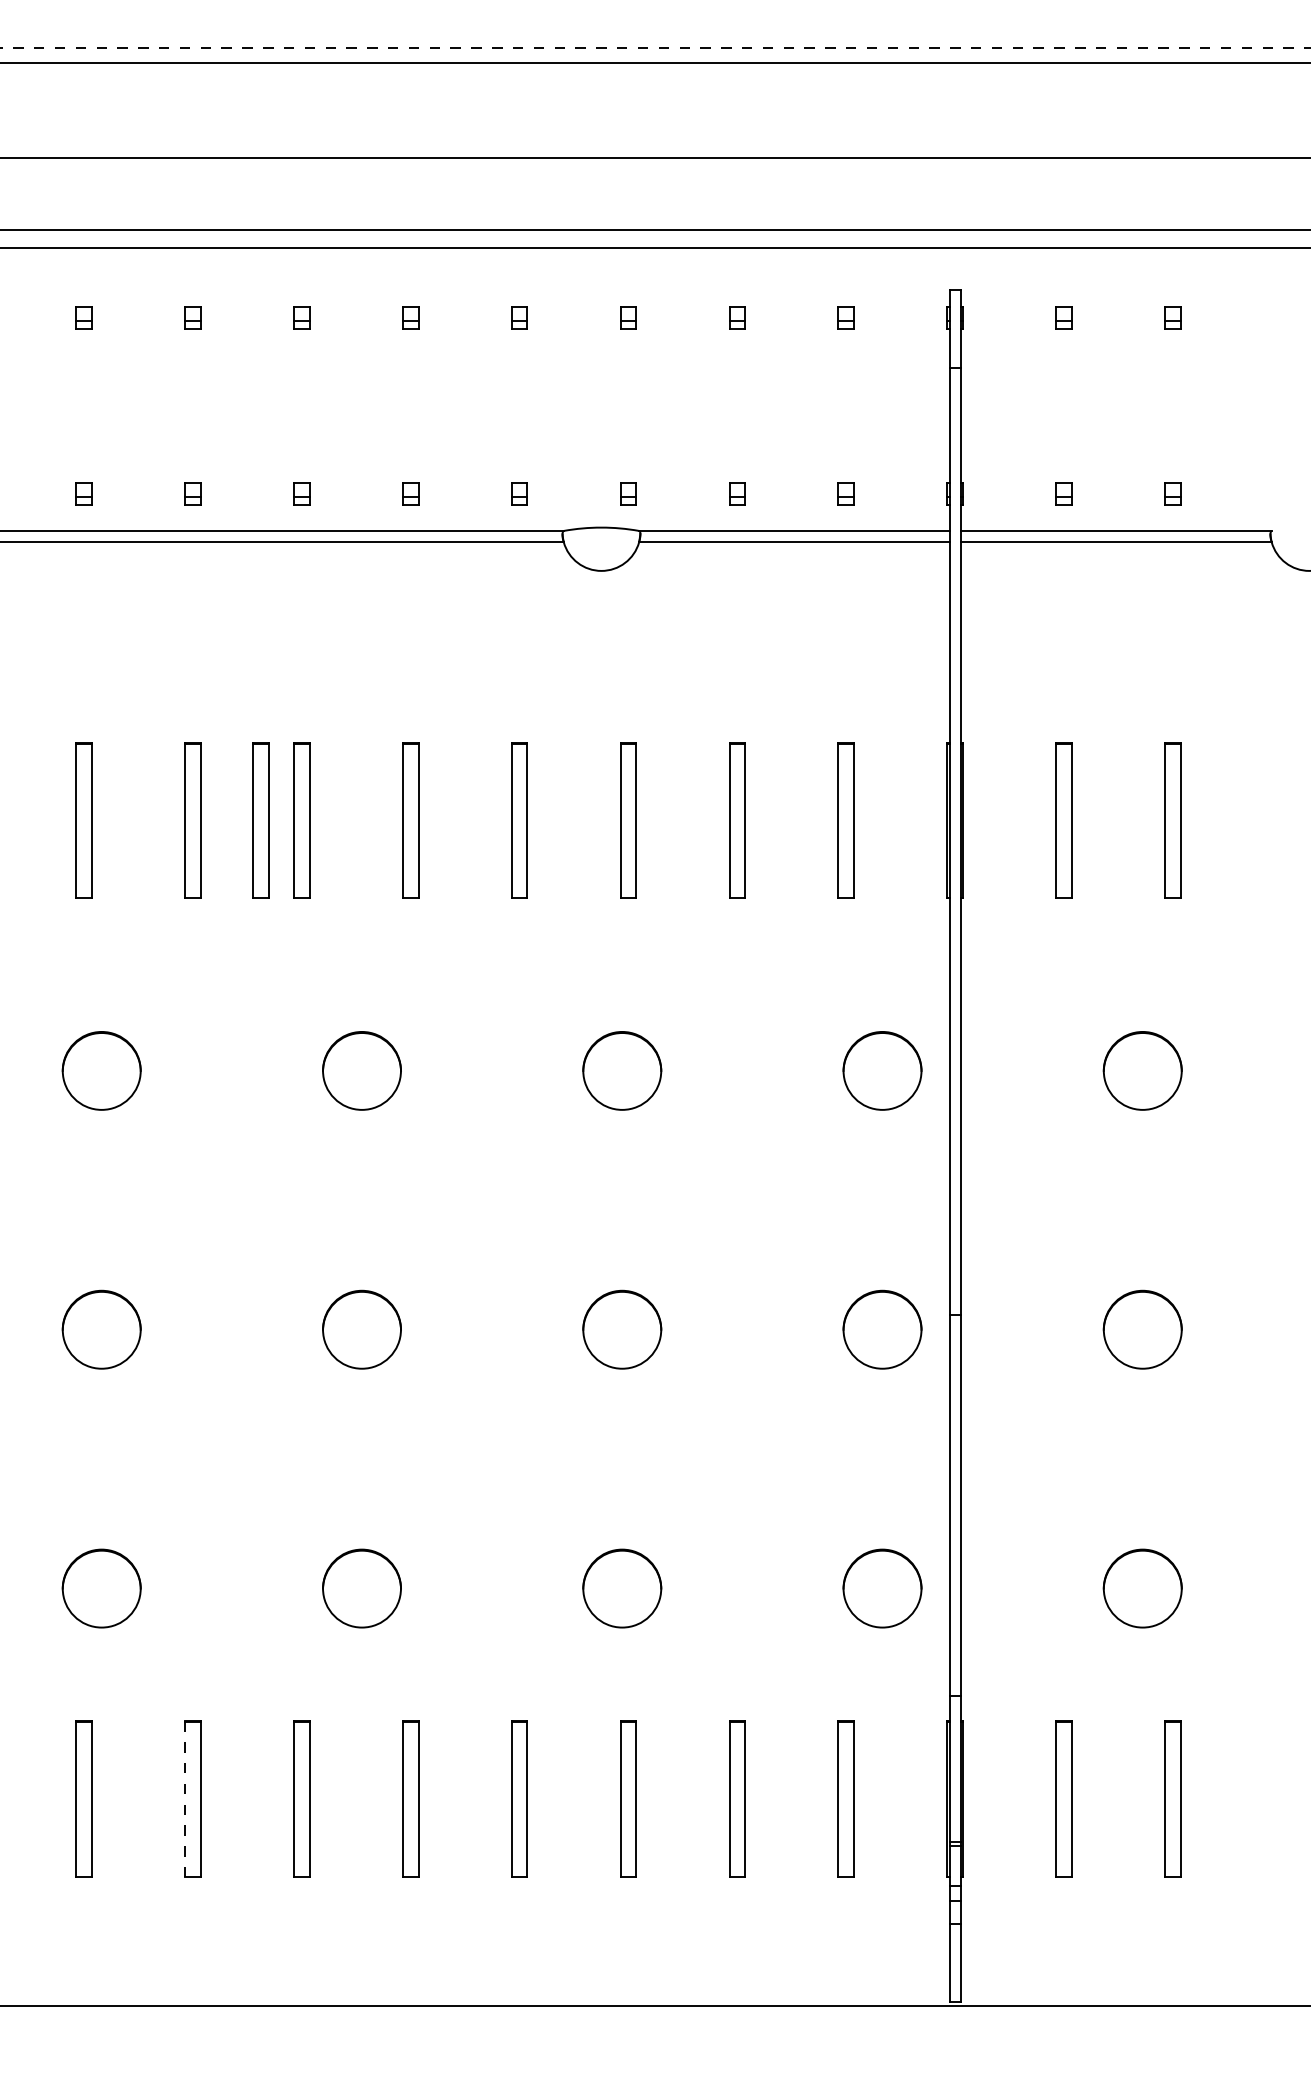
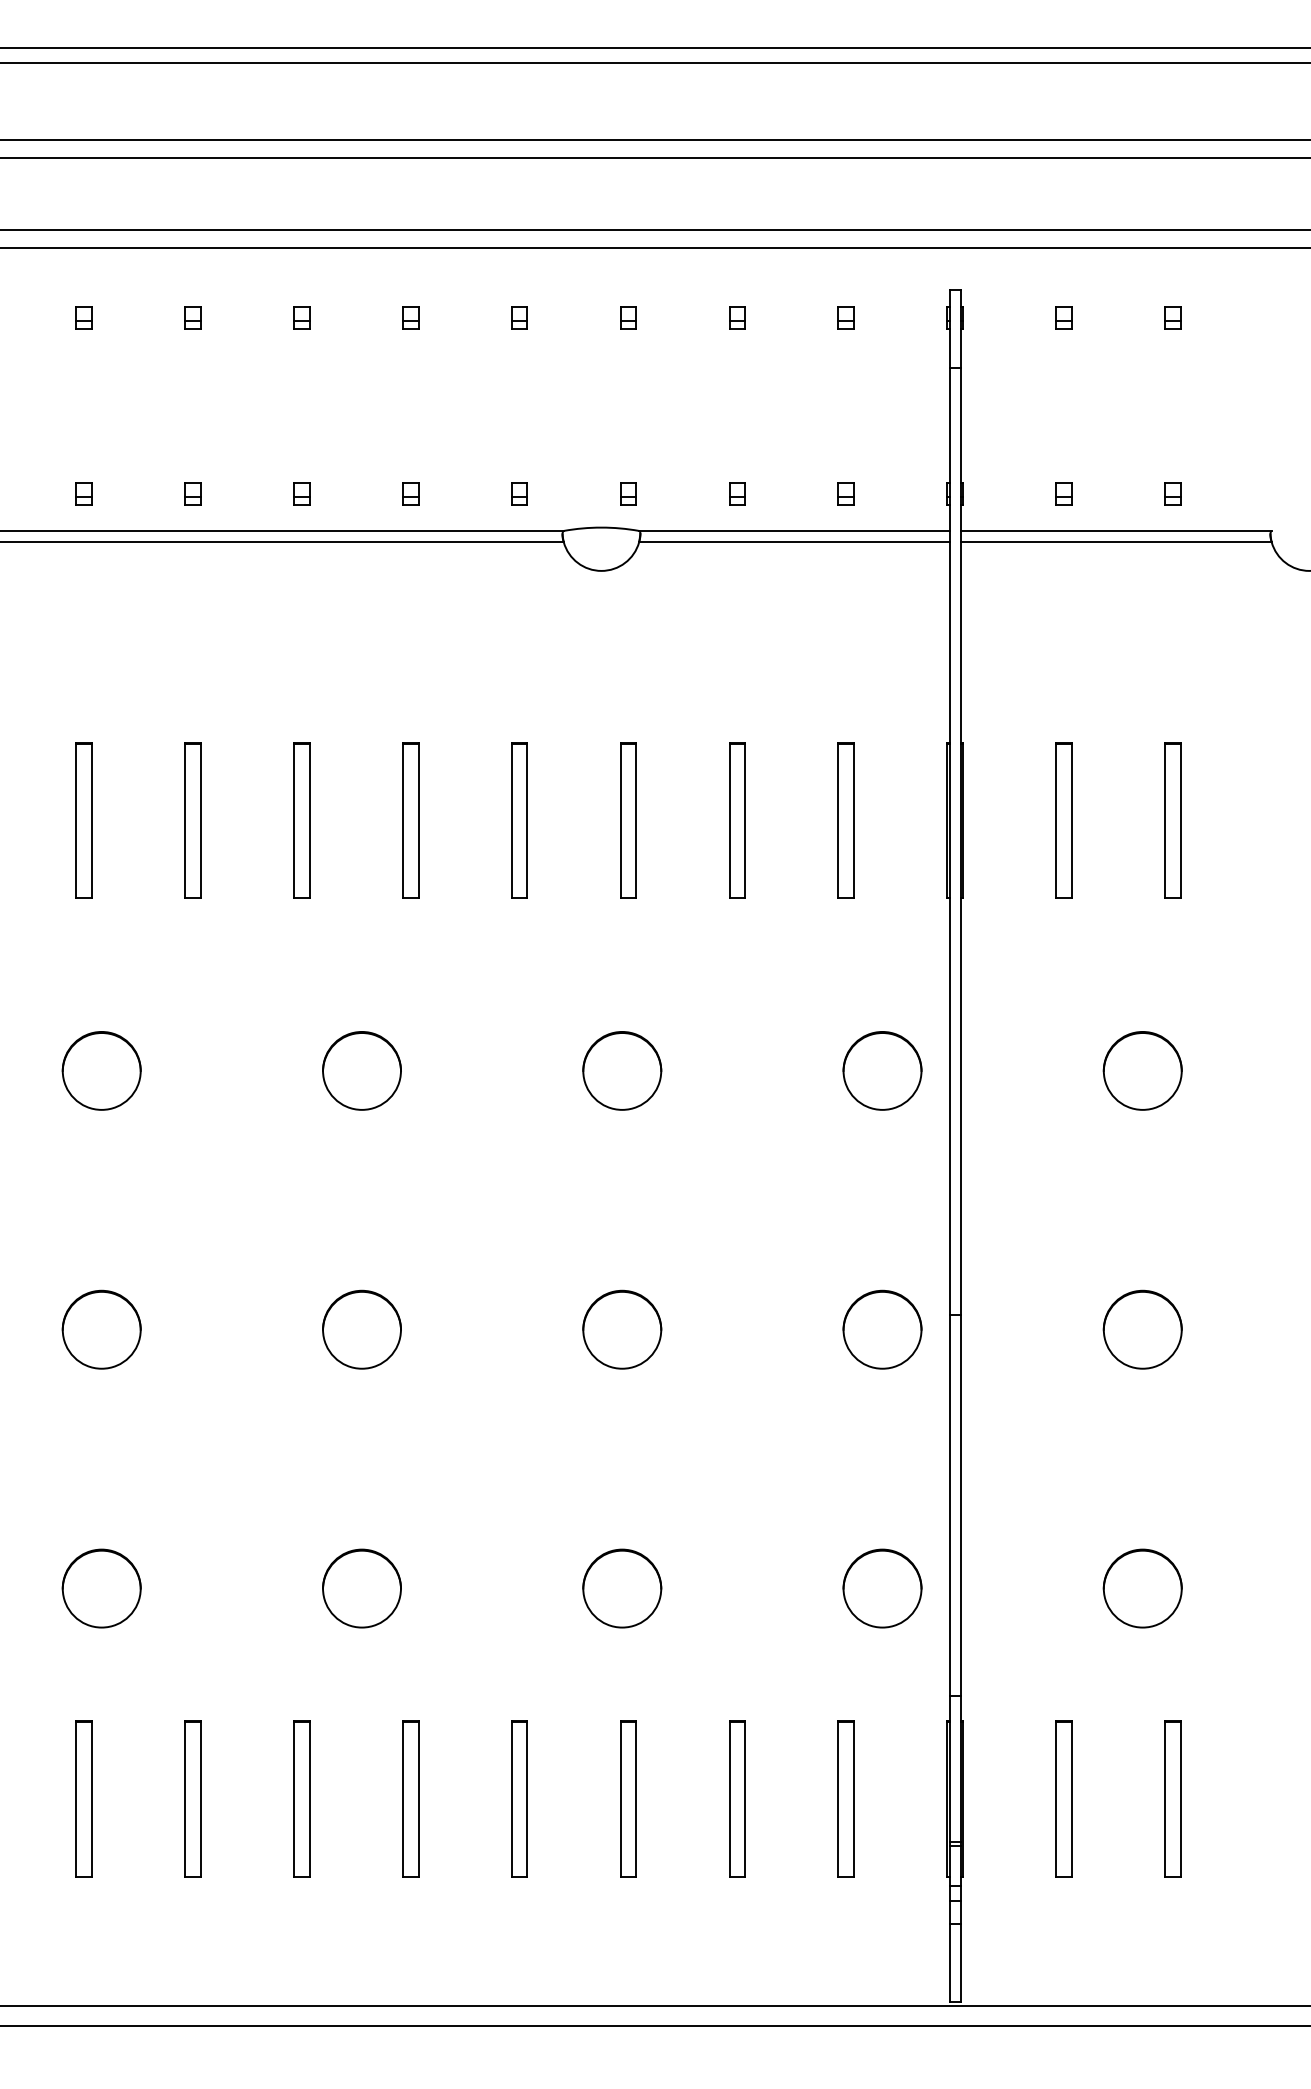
line: dashed -> solid (656, 48)
line: none -> present (654, 140)
part: present -> none (260, 820)
line: dashed -> solid (185, 1799)
line: none -> present (654, 2026)
